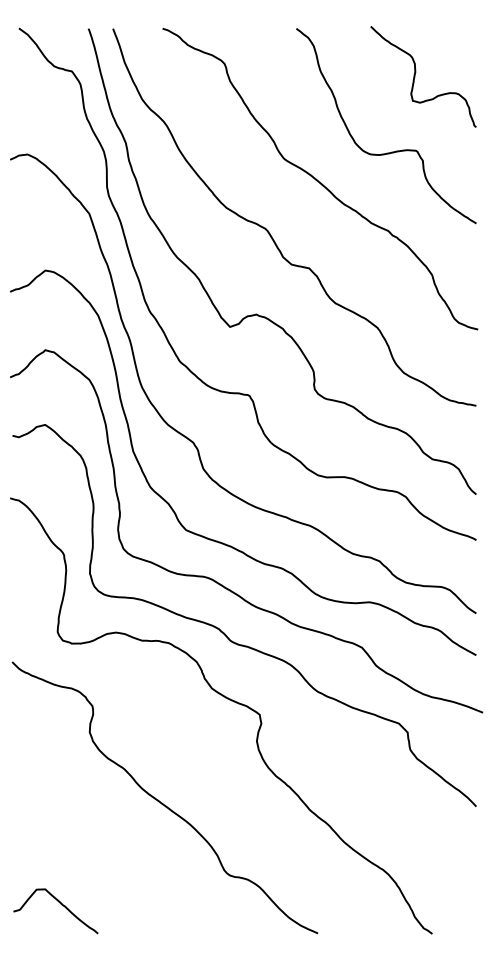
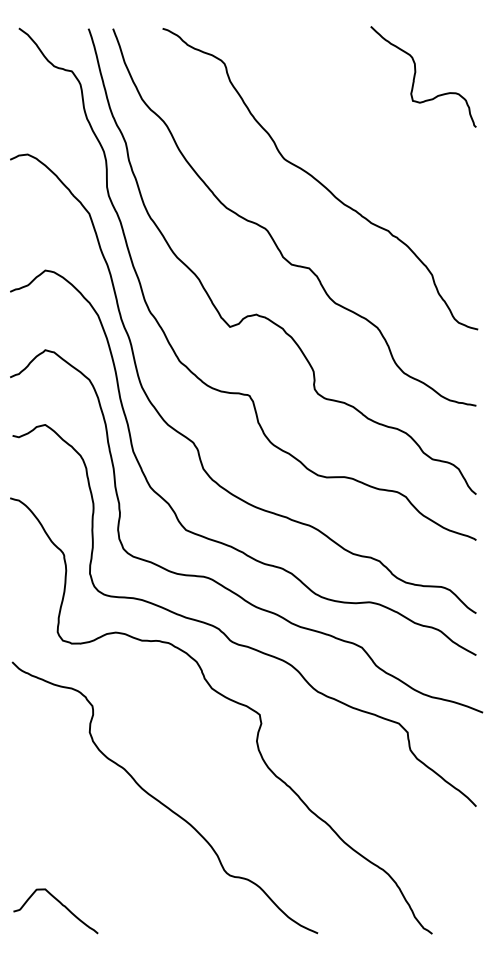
curve: present -> none (391, 151)
